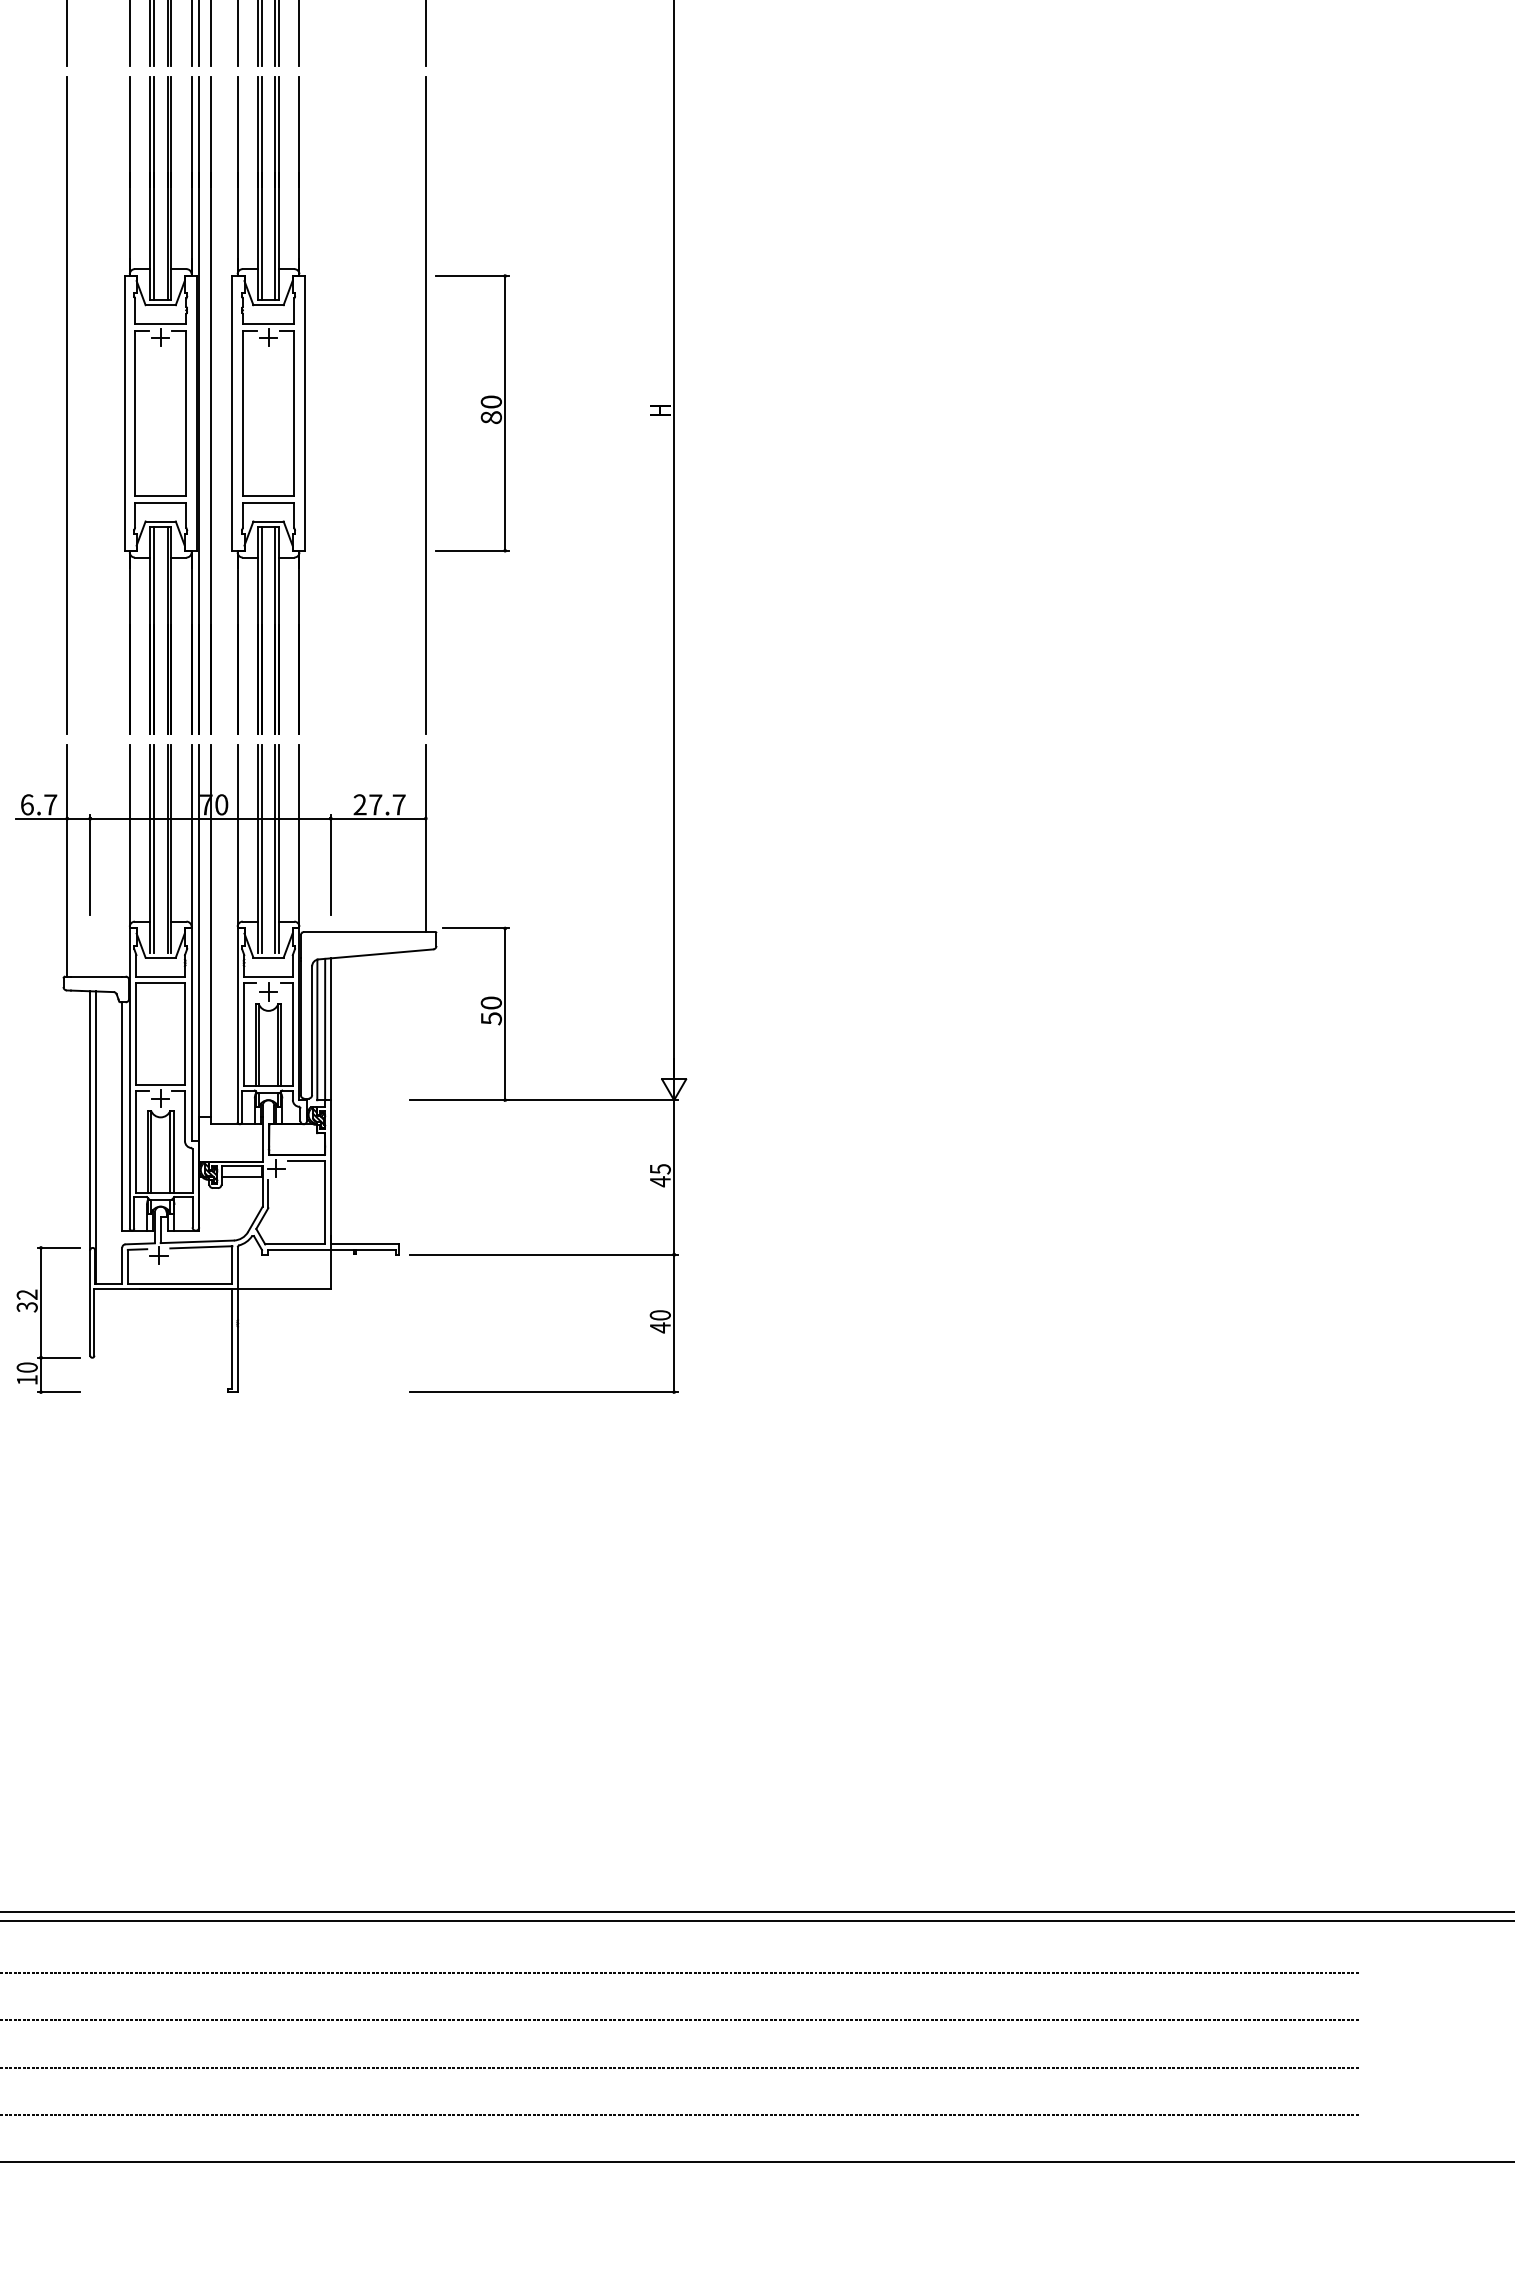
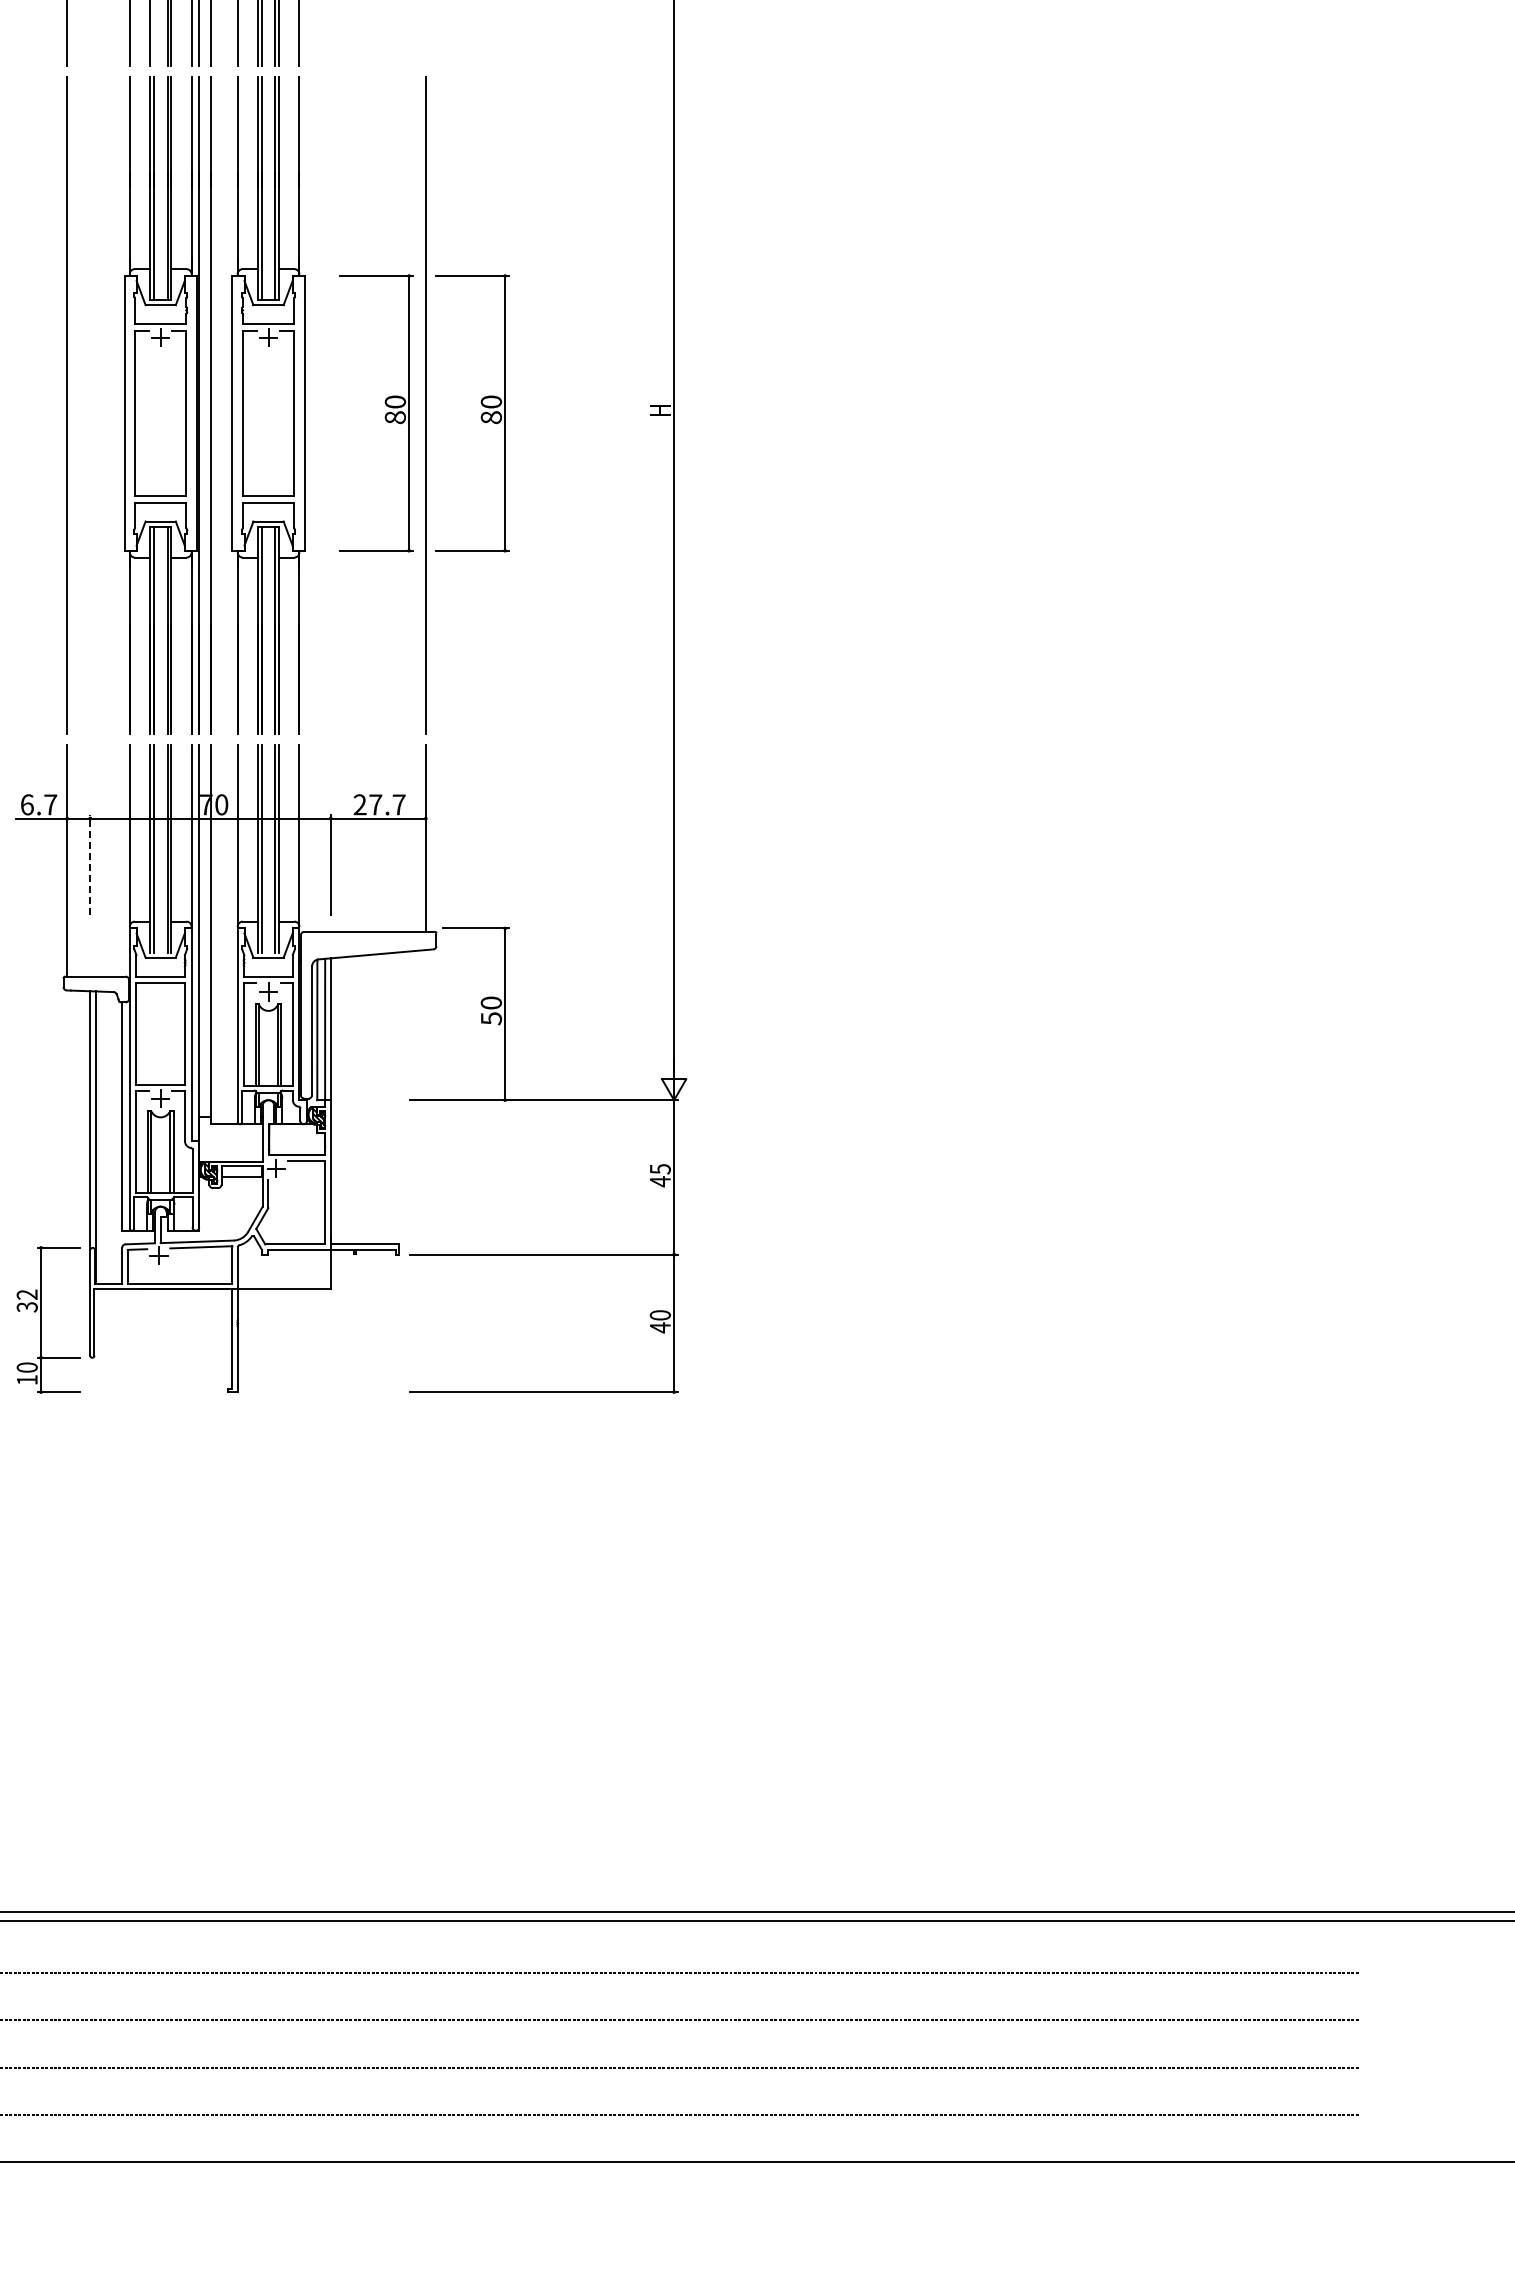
line: present -> none (153, 34)
line: present -> none (425, 34)
part: none -> present (384, 417)
line: solid -> dashed (90, 864)
